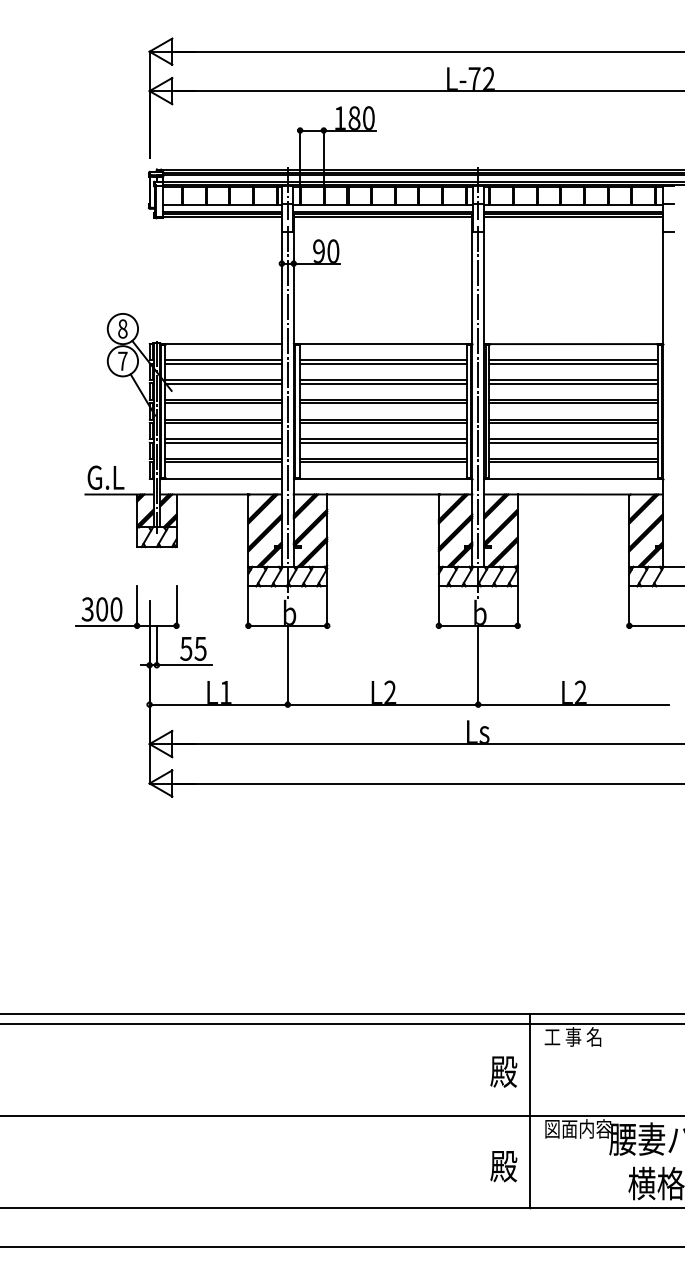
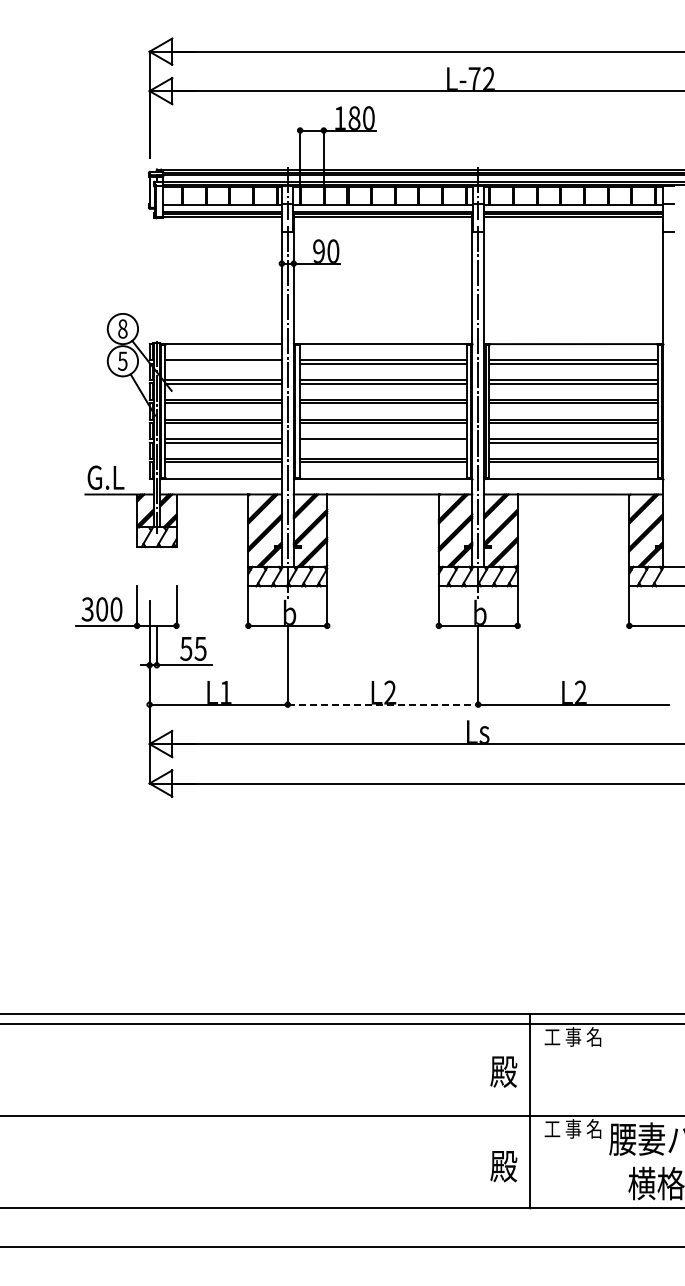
text: 7 -> 5 (122, 360)
line: present -> none (223, 363)
line: present -> none (383, 442)
line: solid -> dashed (383, 704)
text: 図面内容 -> 工 事 名 (577, 1128)
